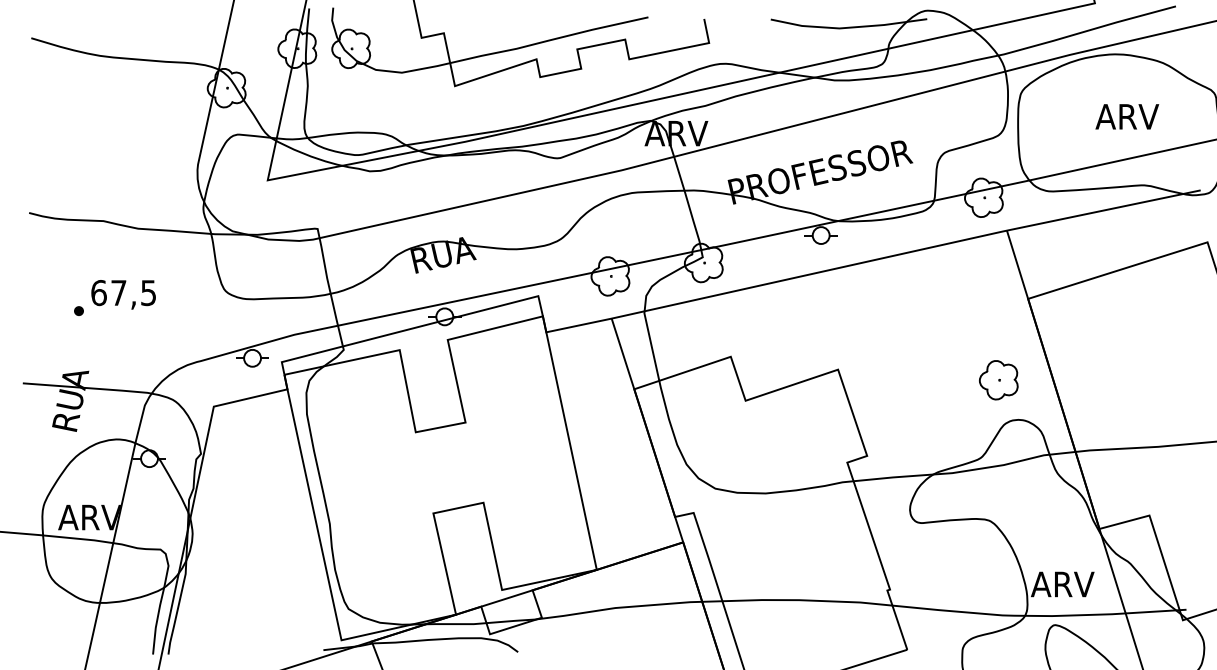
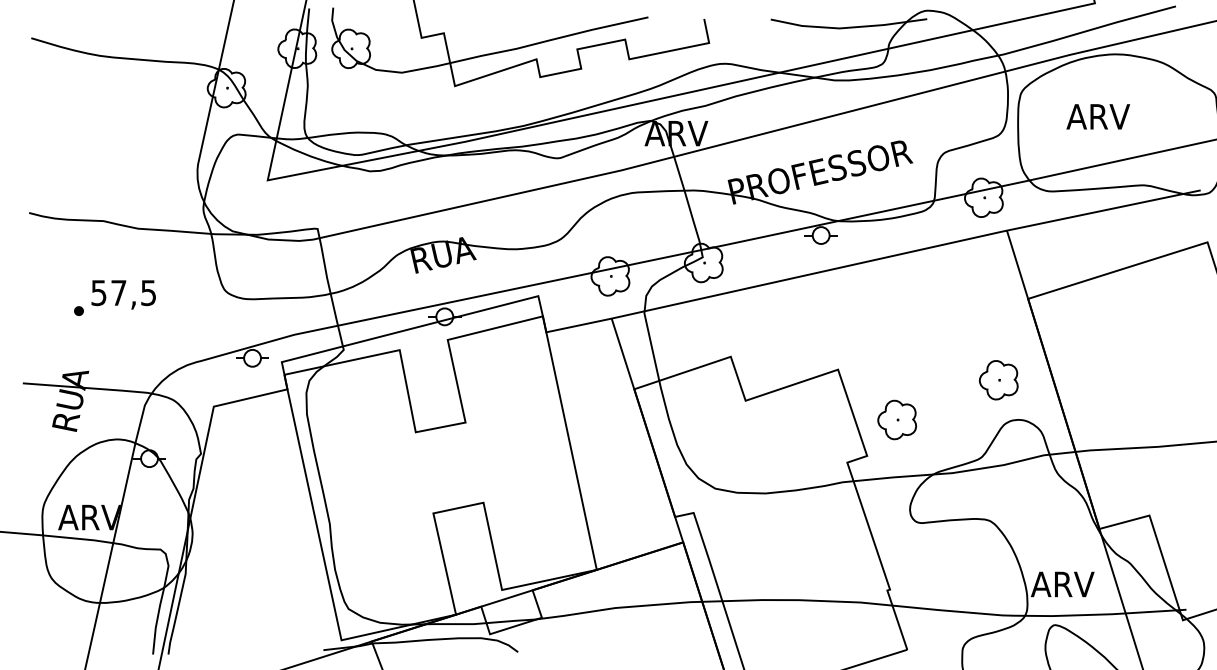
text position: (1127, 116) -> (1098, 116) (1098, 116)
text: 67,5 -> 57,5 (98, 293)
part: none -> present (897, 419)
